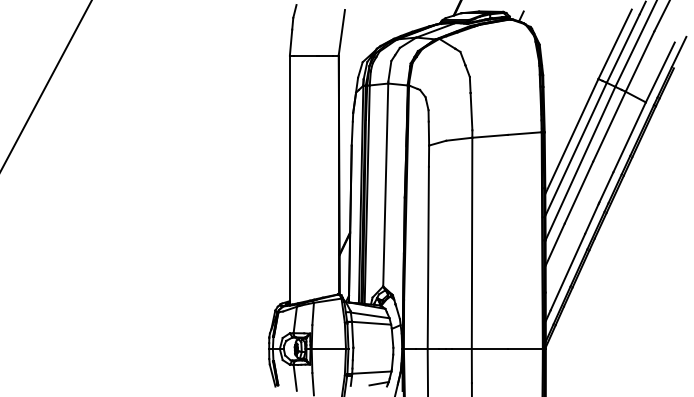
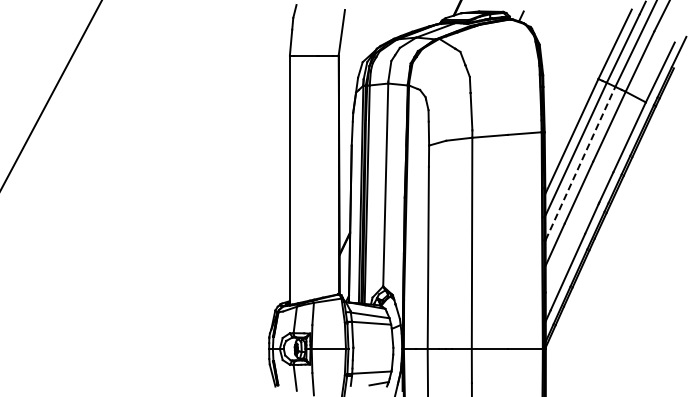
line position: (46, 85) -> (51, 94) (51, 94)
line: solid -> dashed (580, 163)
